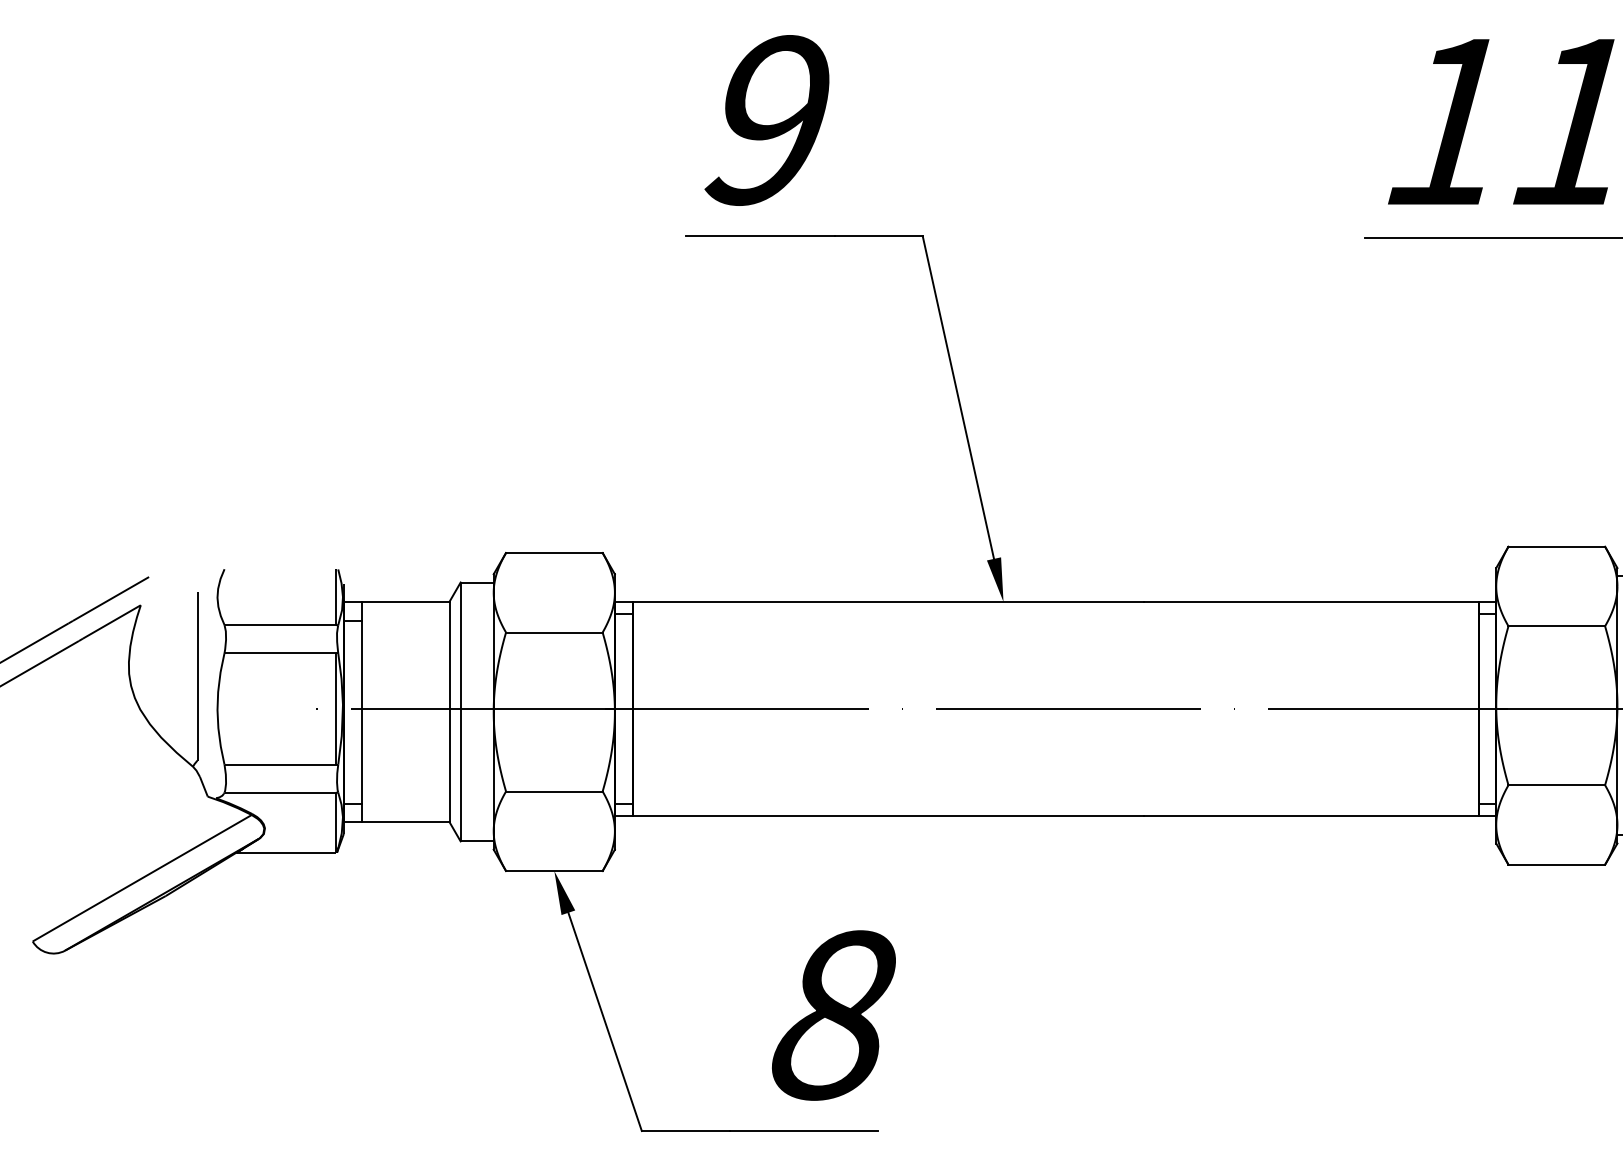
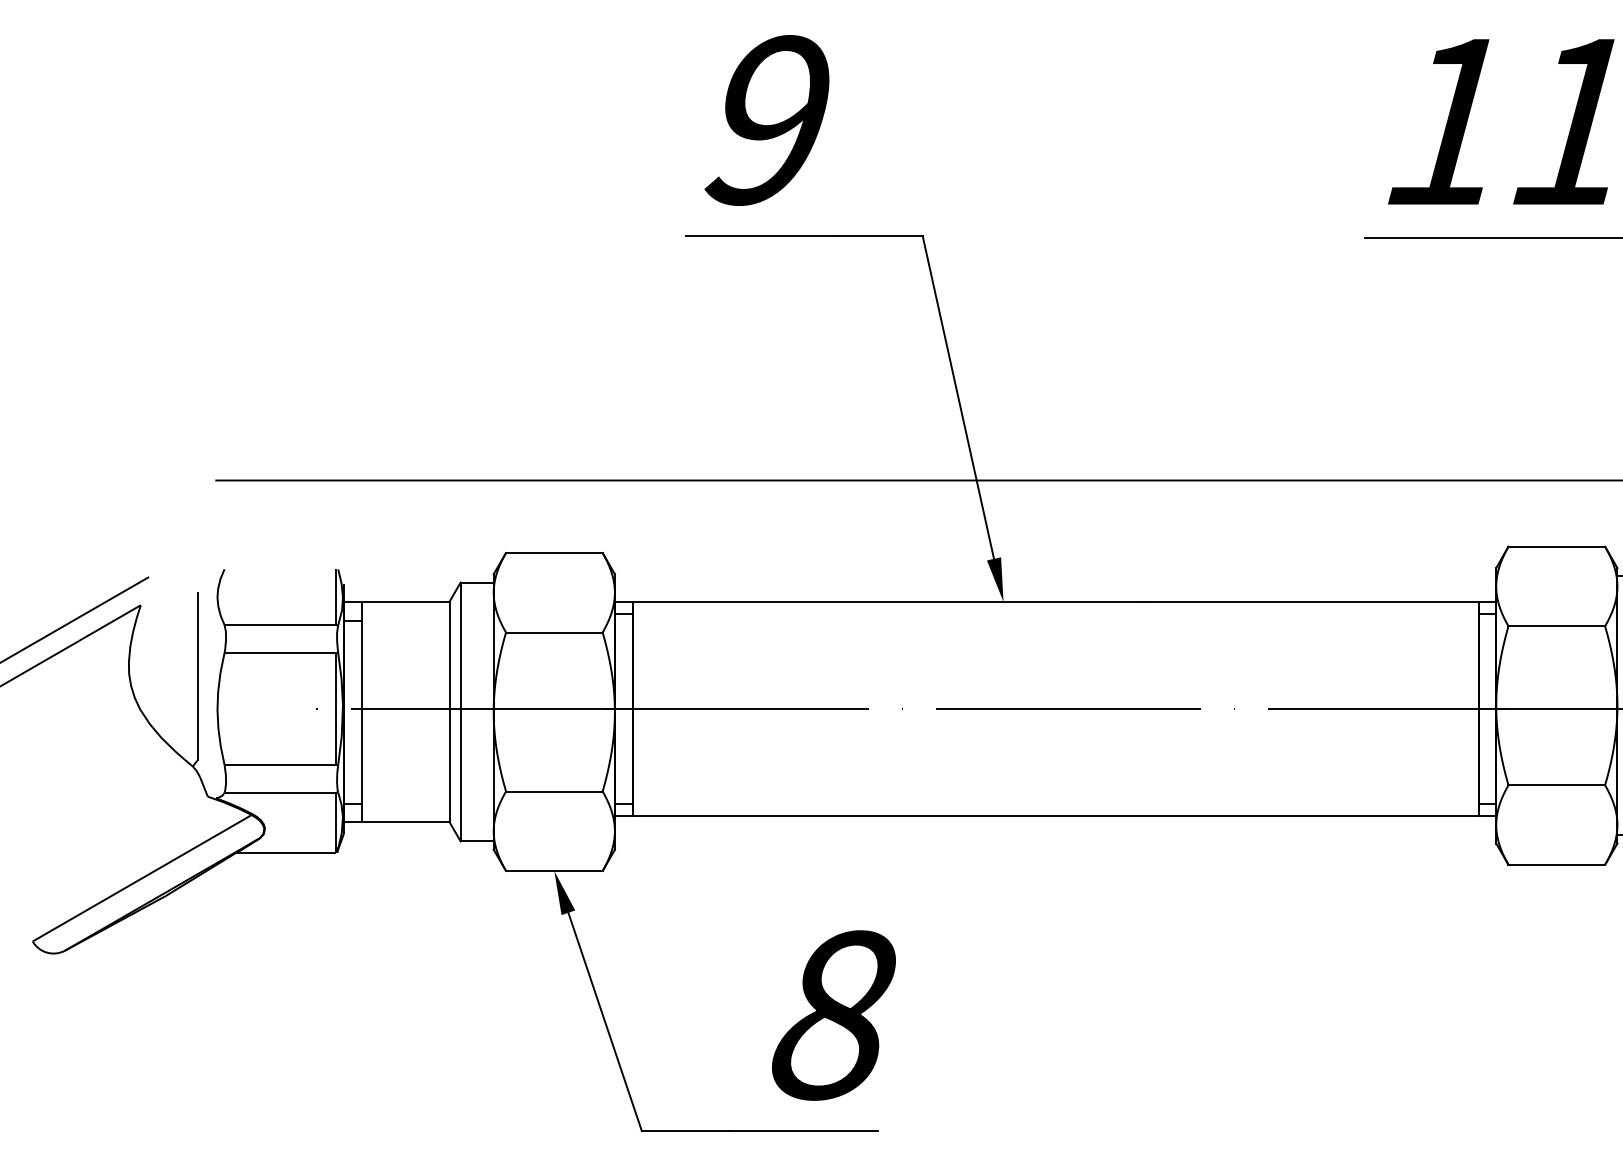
line: none -> present (917, 480)
